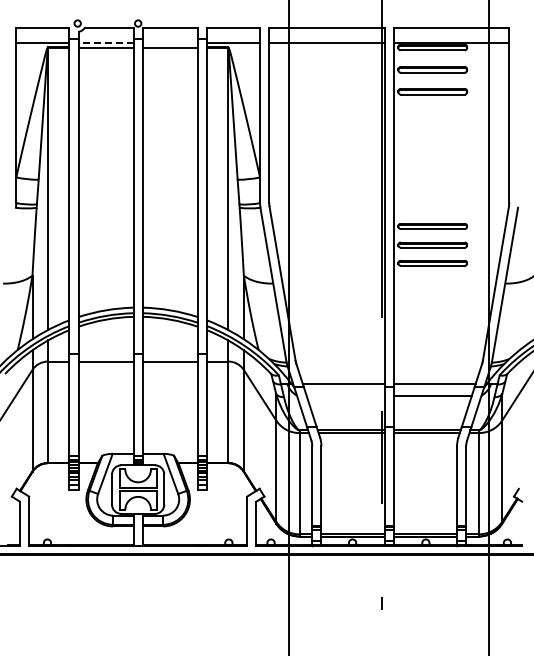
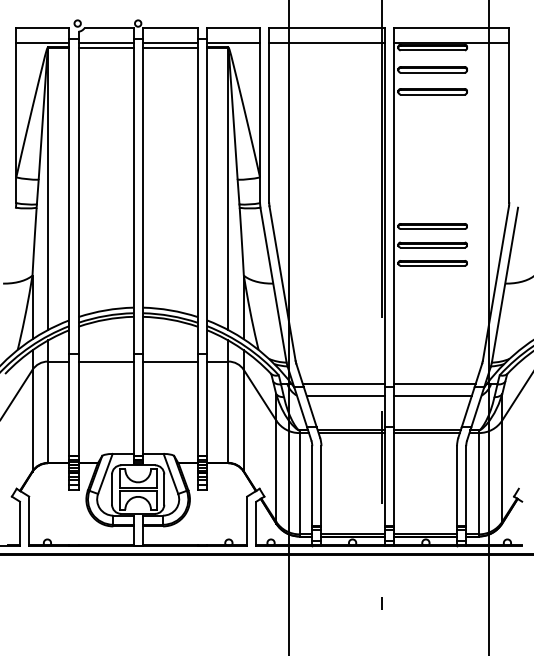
line: dashed -> solid (105, 42)
line: none -> present (169, 42)
line: none -> present (345, 396)
